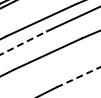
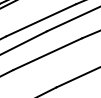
line: dashed -> solid (23, 42)
line: dashed -> solid (78, 77)
